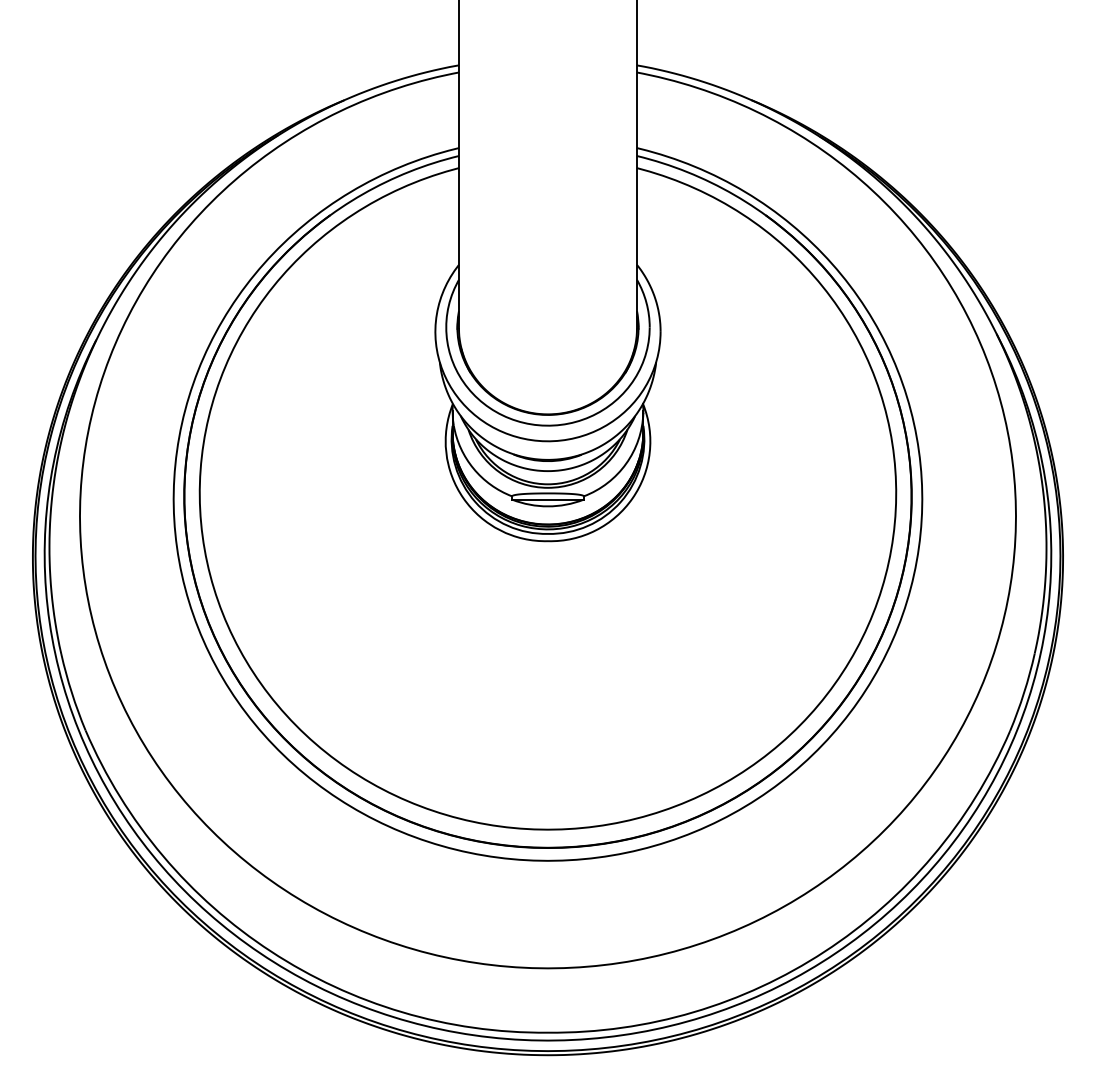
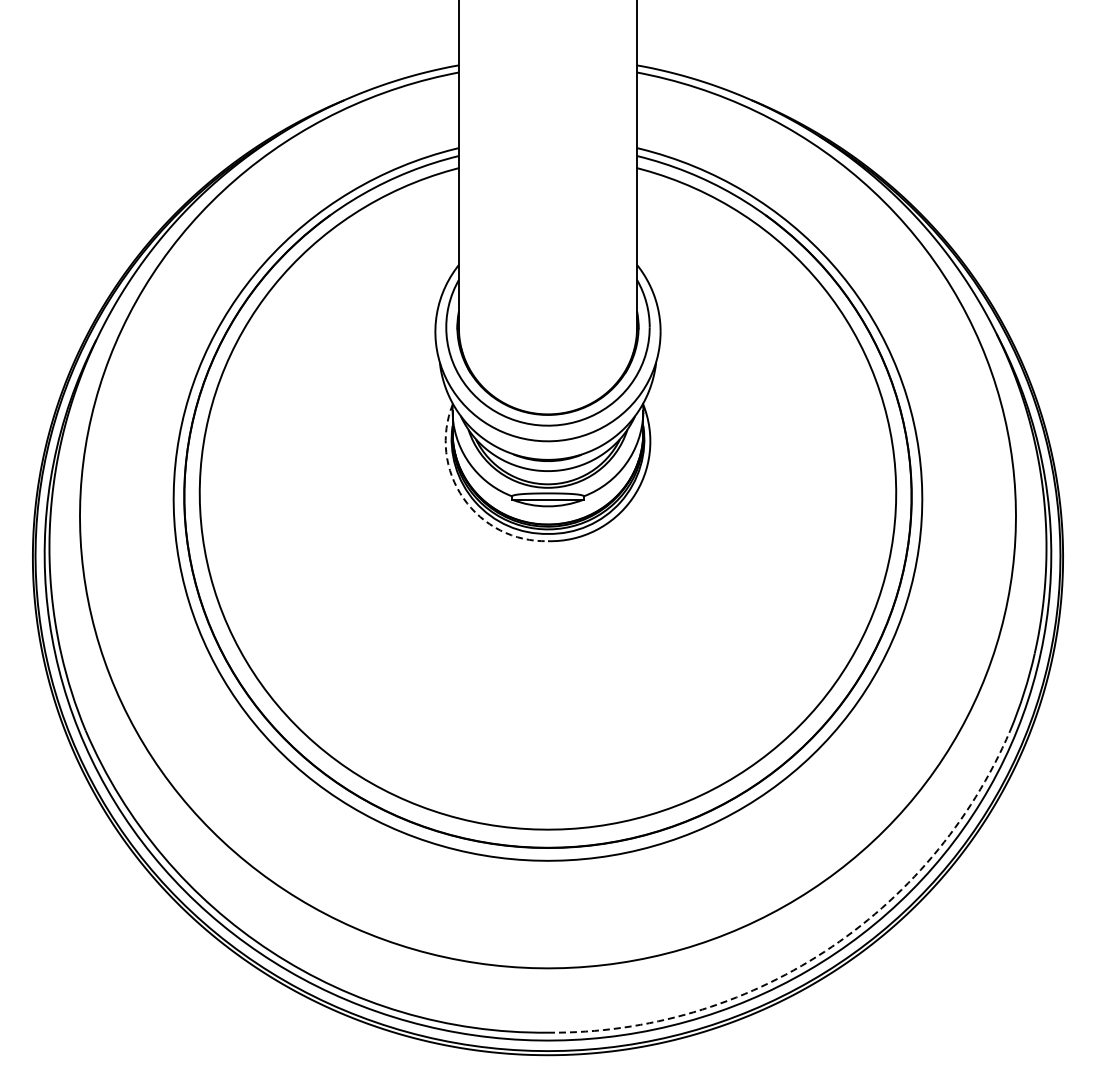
arc: solid -> dashed (463, 498)
arc: solid -> dashed (824, 951)
